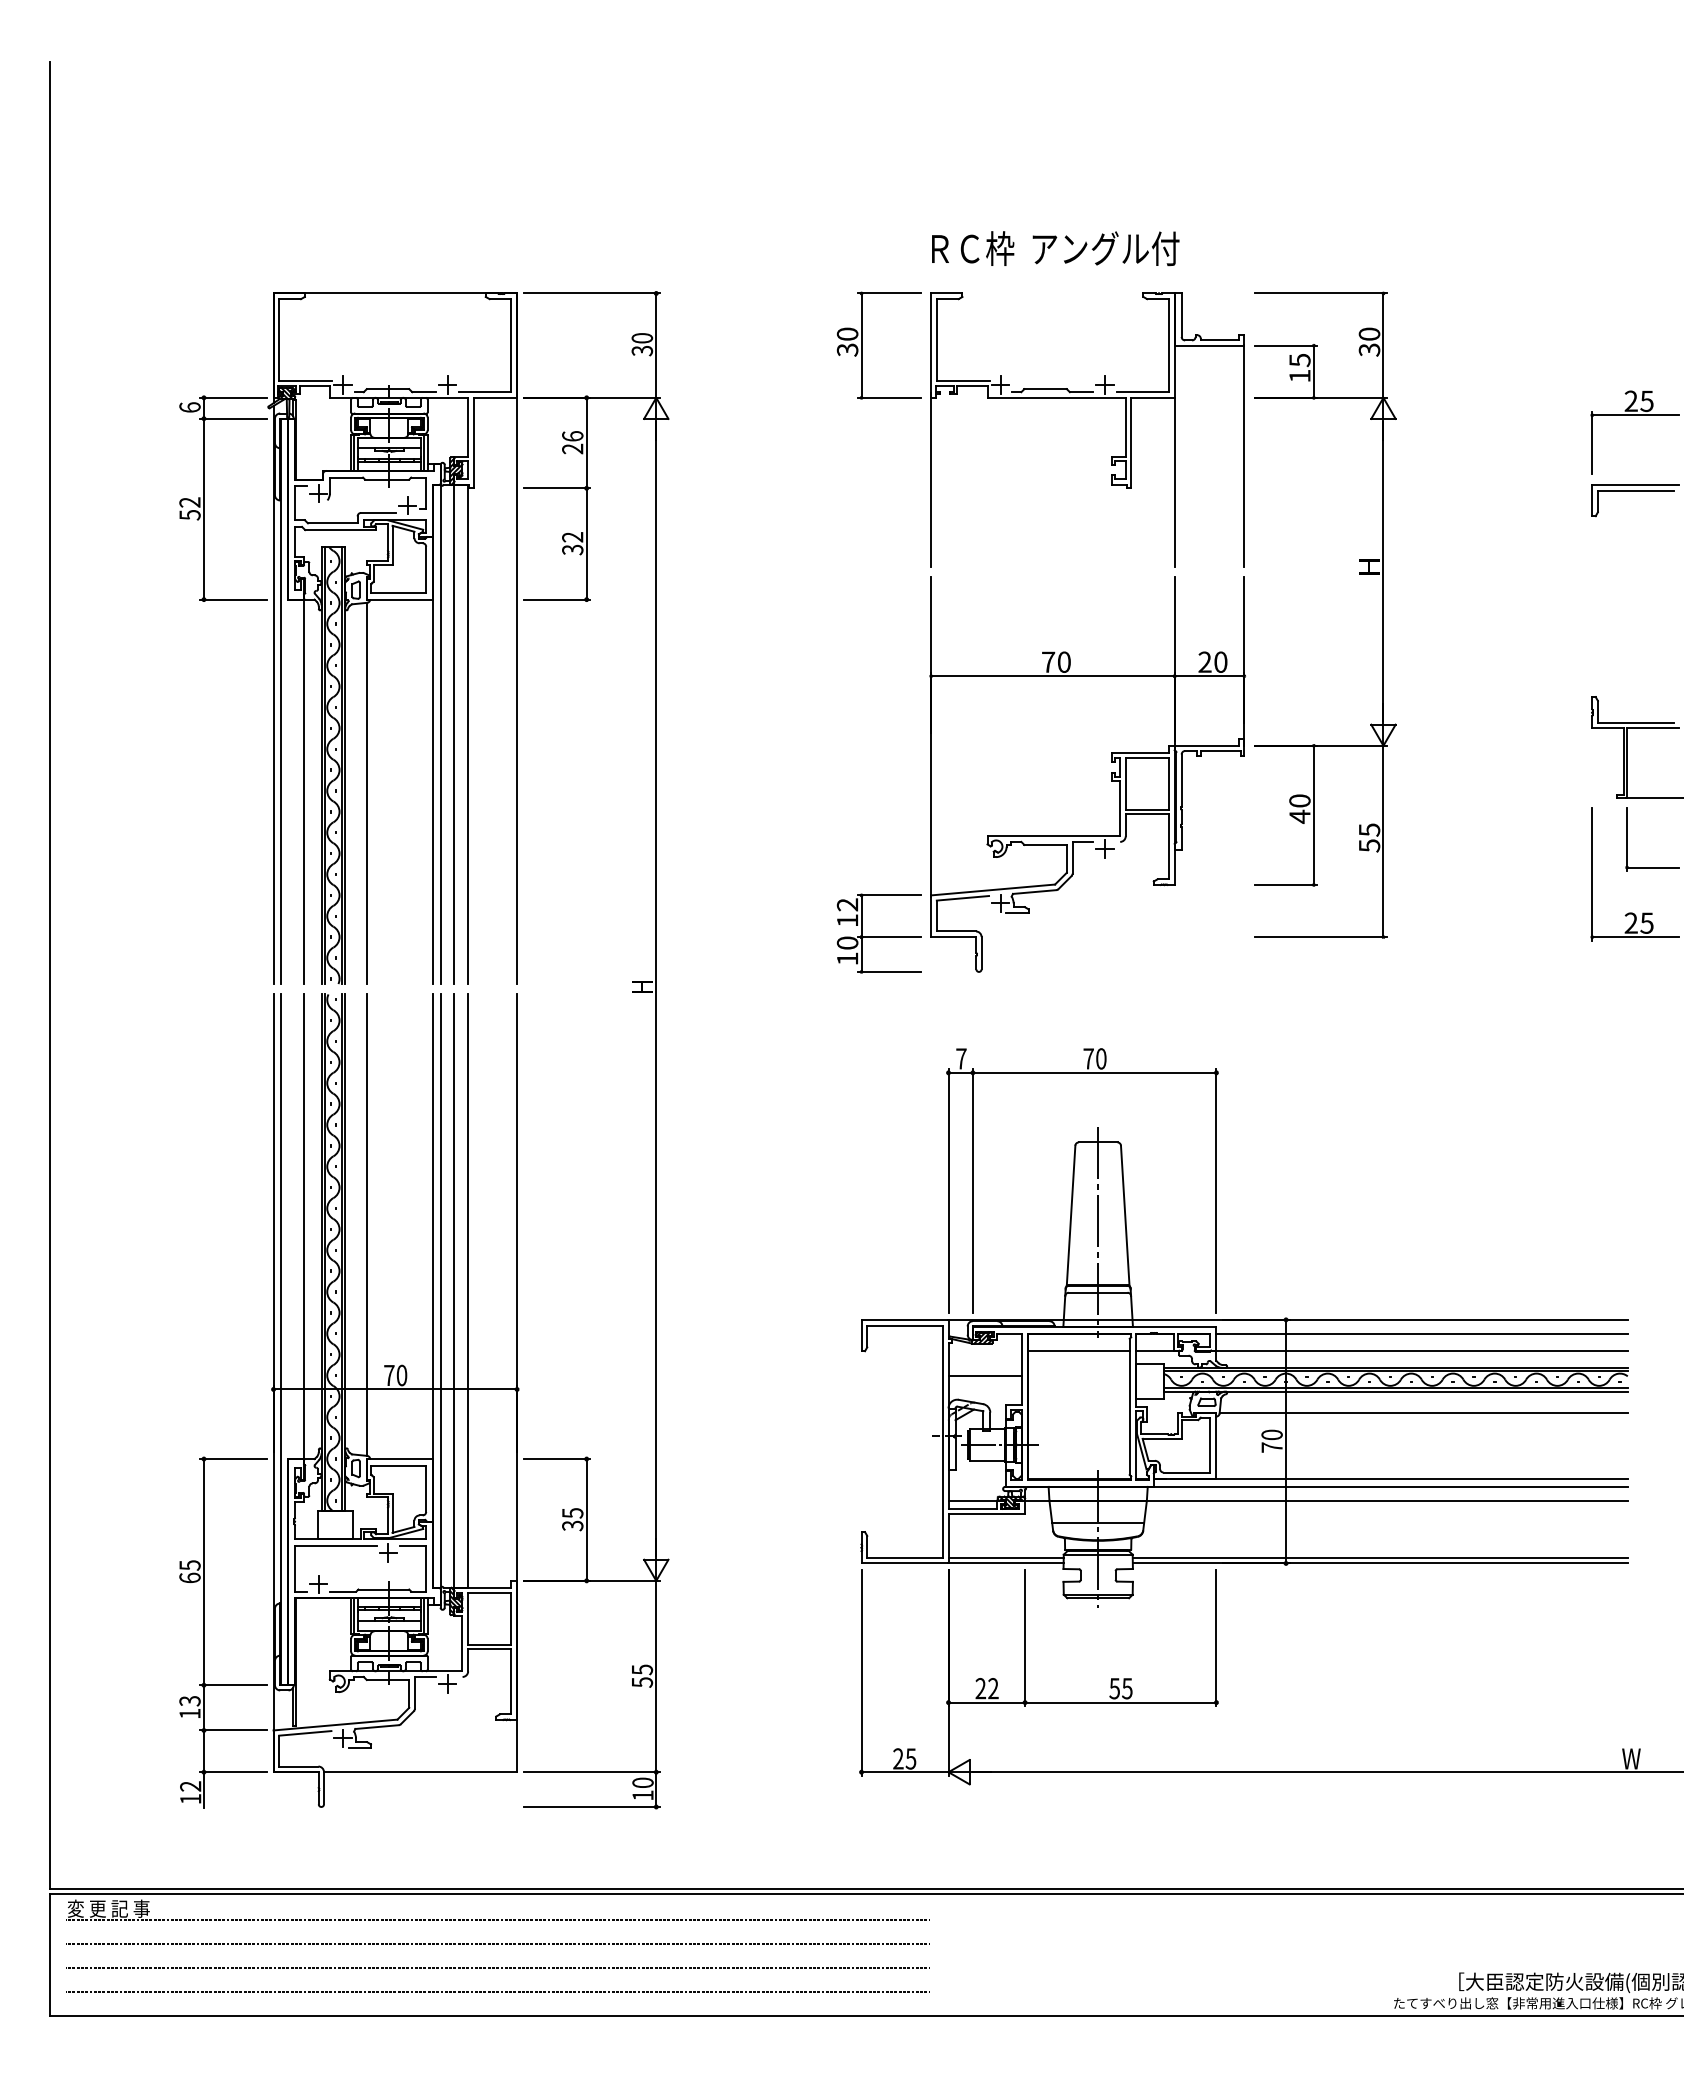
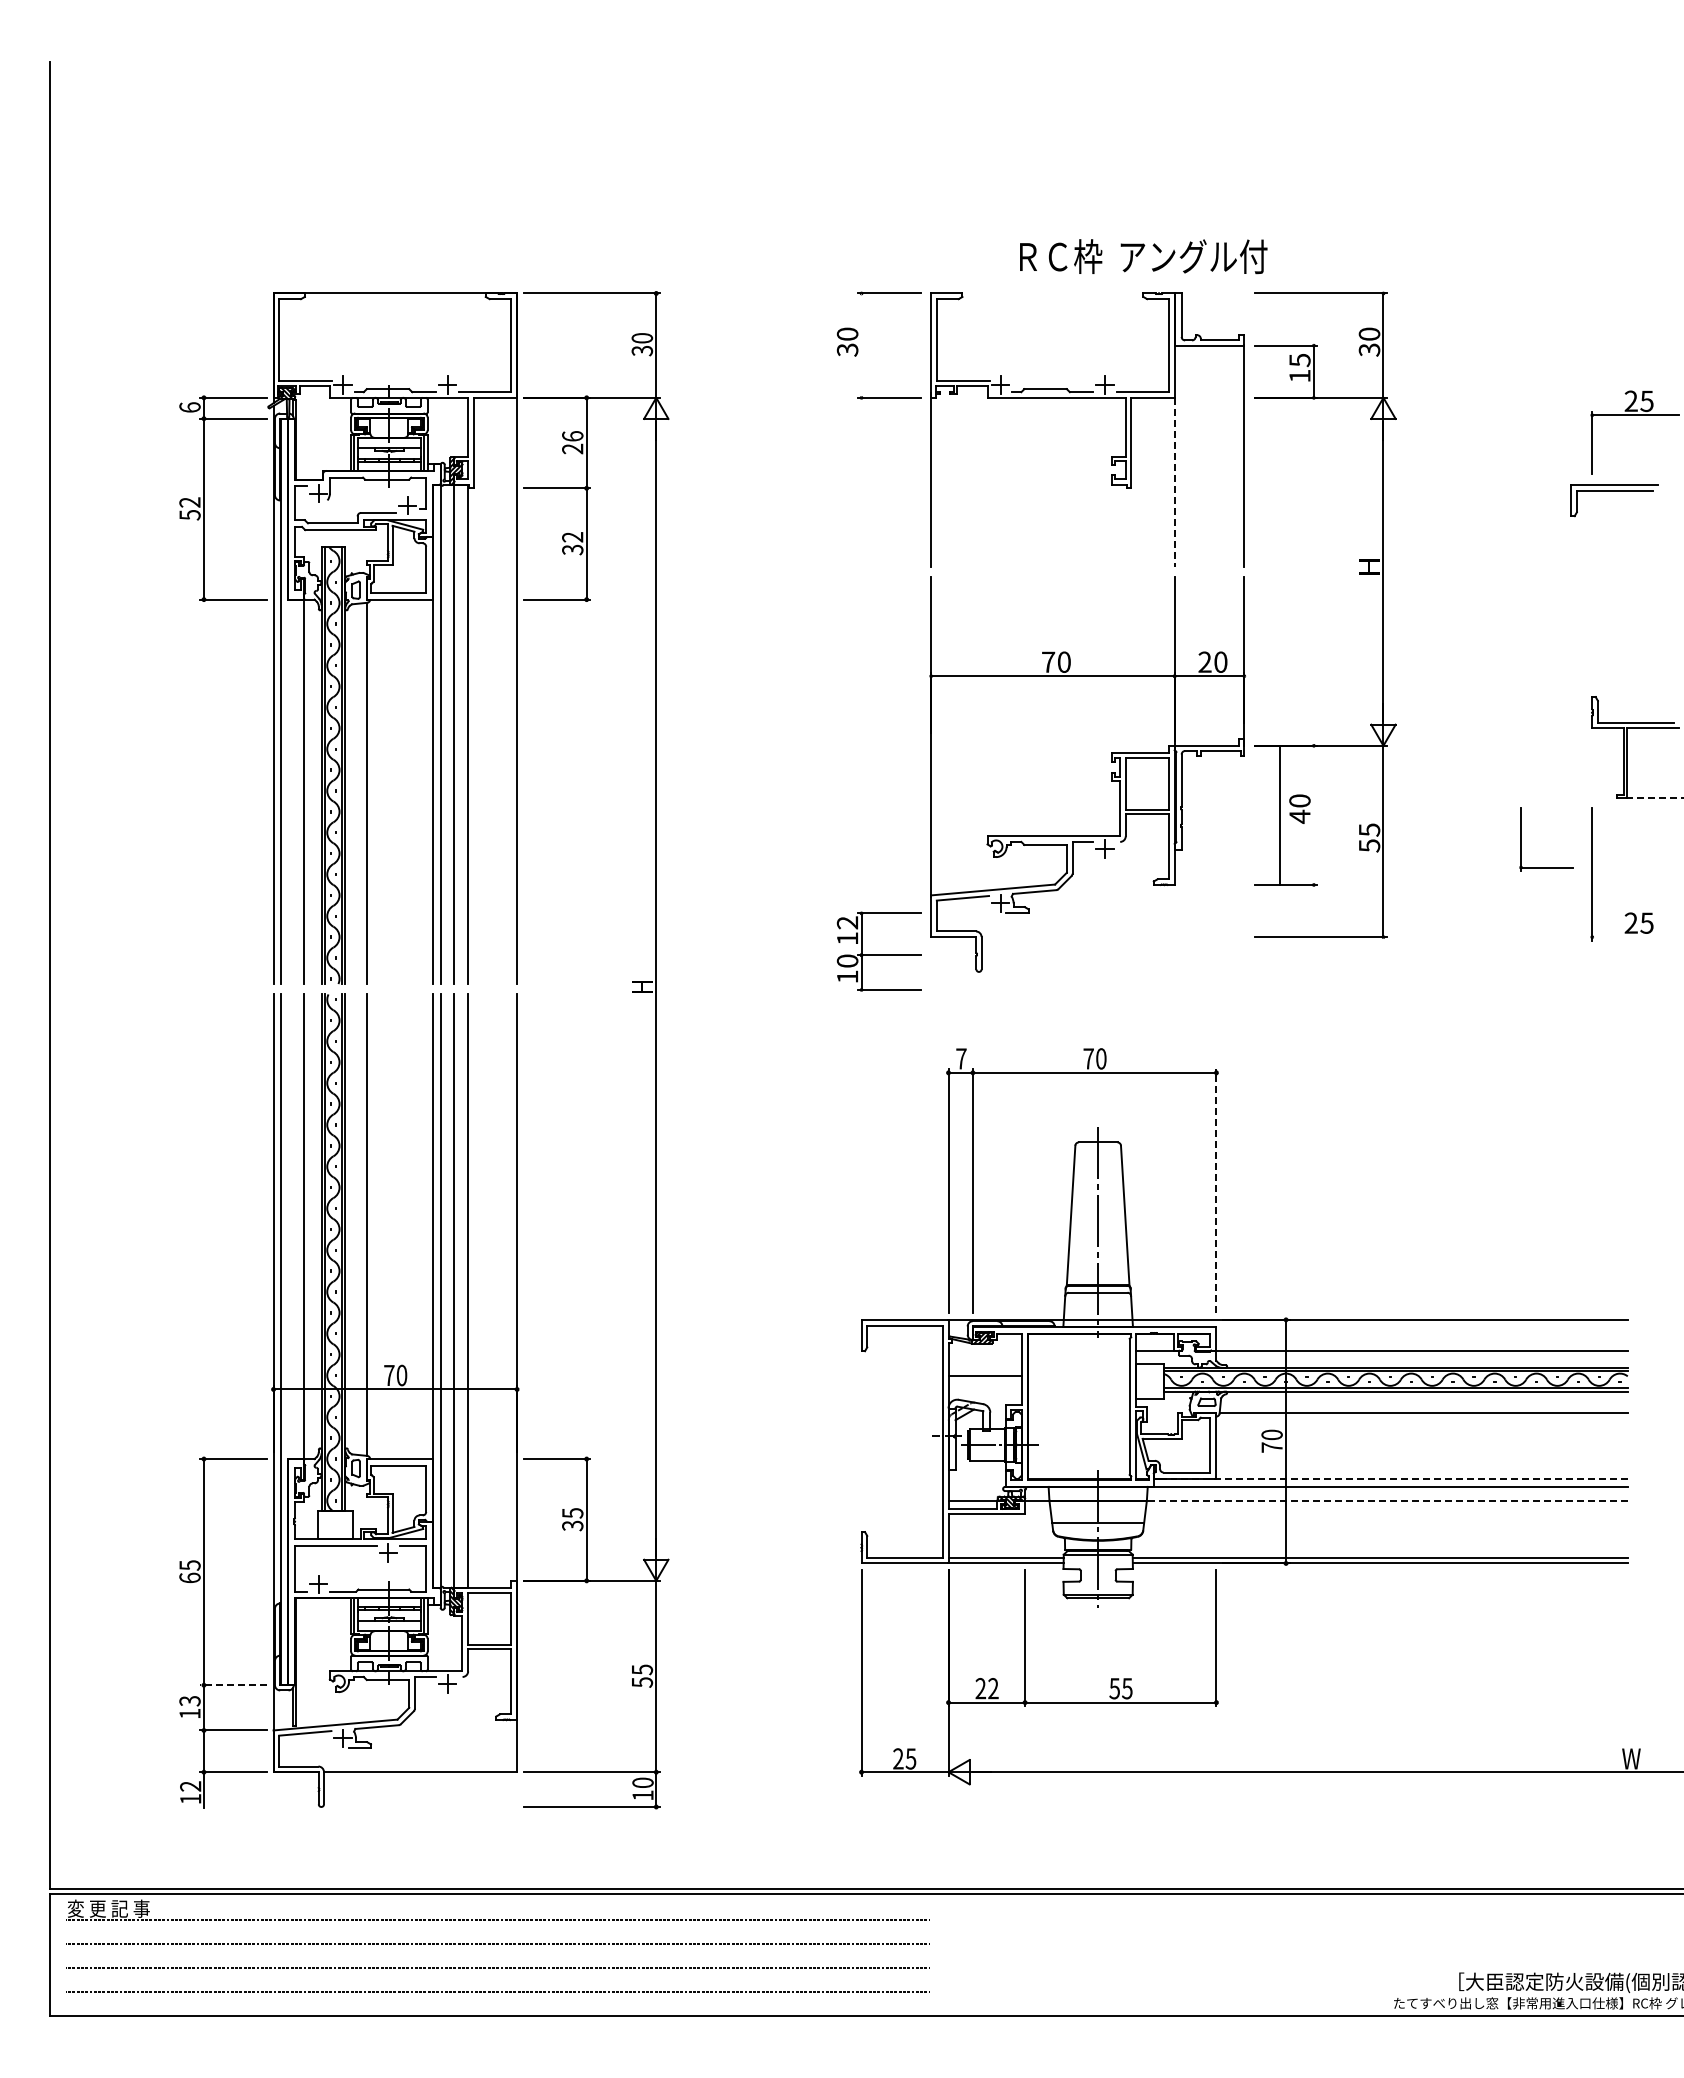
text position: (1055, 248) -> (1143, 256) (1143, 256)
line: present -> none (861, 345)
line: solid -> dashed (1174, 482)
part position: (1635, 491) -> (1614, 491) (1614, 491)
line: solid -> dashed (1654, 797)
line position: (1313, 814) -> (1279, 814) (1279, 814)
part position: (1627, 839) -> (1521, 839) (1521, 839)
part position: (878, 933) -> (878, 951) (878, 951)
line: present -> none (1635, 937)
line: solid -> dashed (1216, 1191)
line: present -> none (1421, 1334)
line: present -> none (1078, 1350)
line: solid -> dashed (1398, 1479)
line: solid -> dashed (1385, 1500)
line: solid -> dashed (233, 1685)
